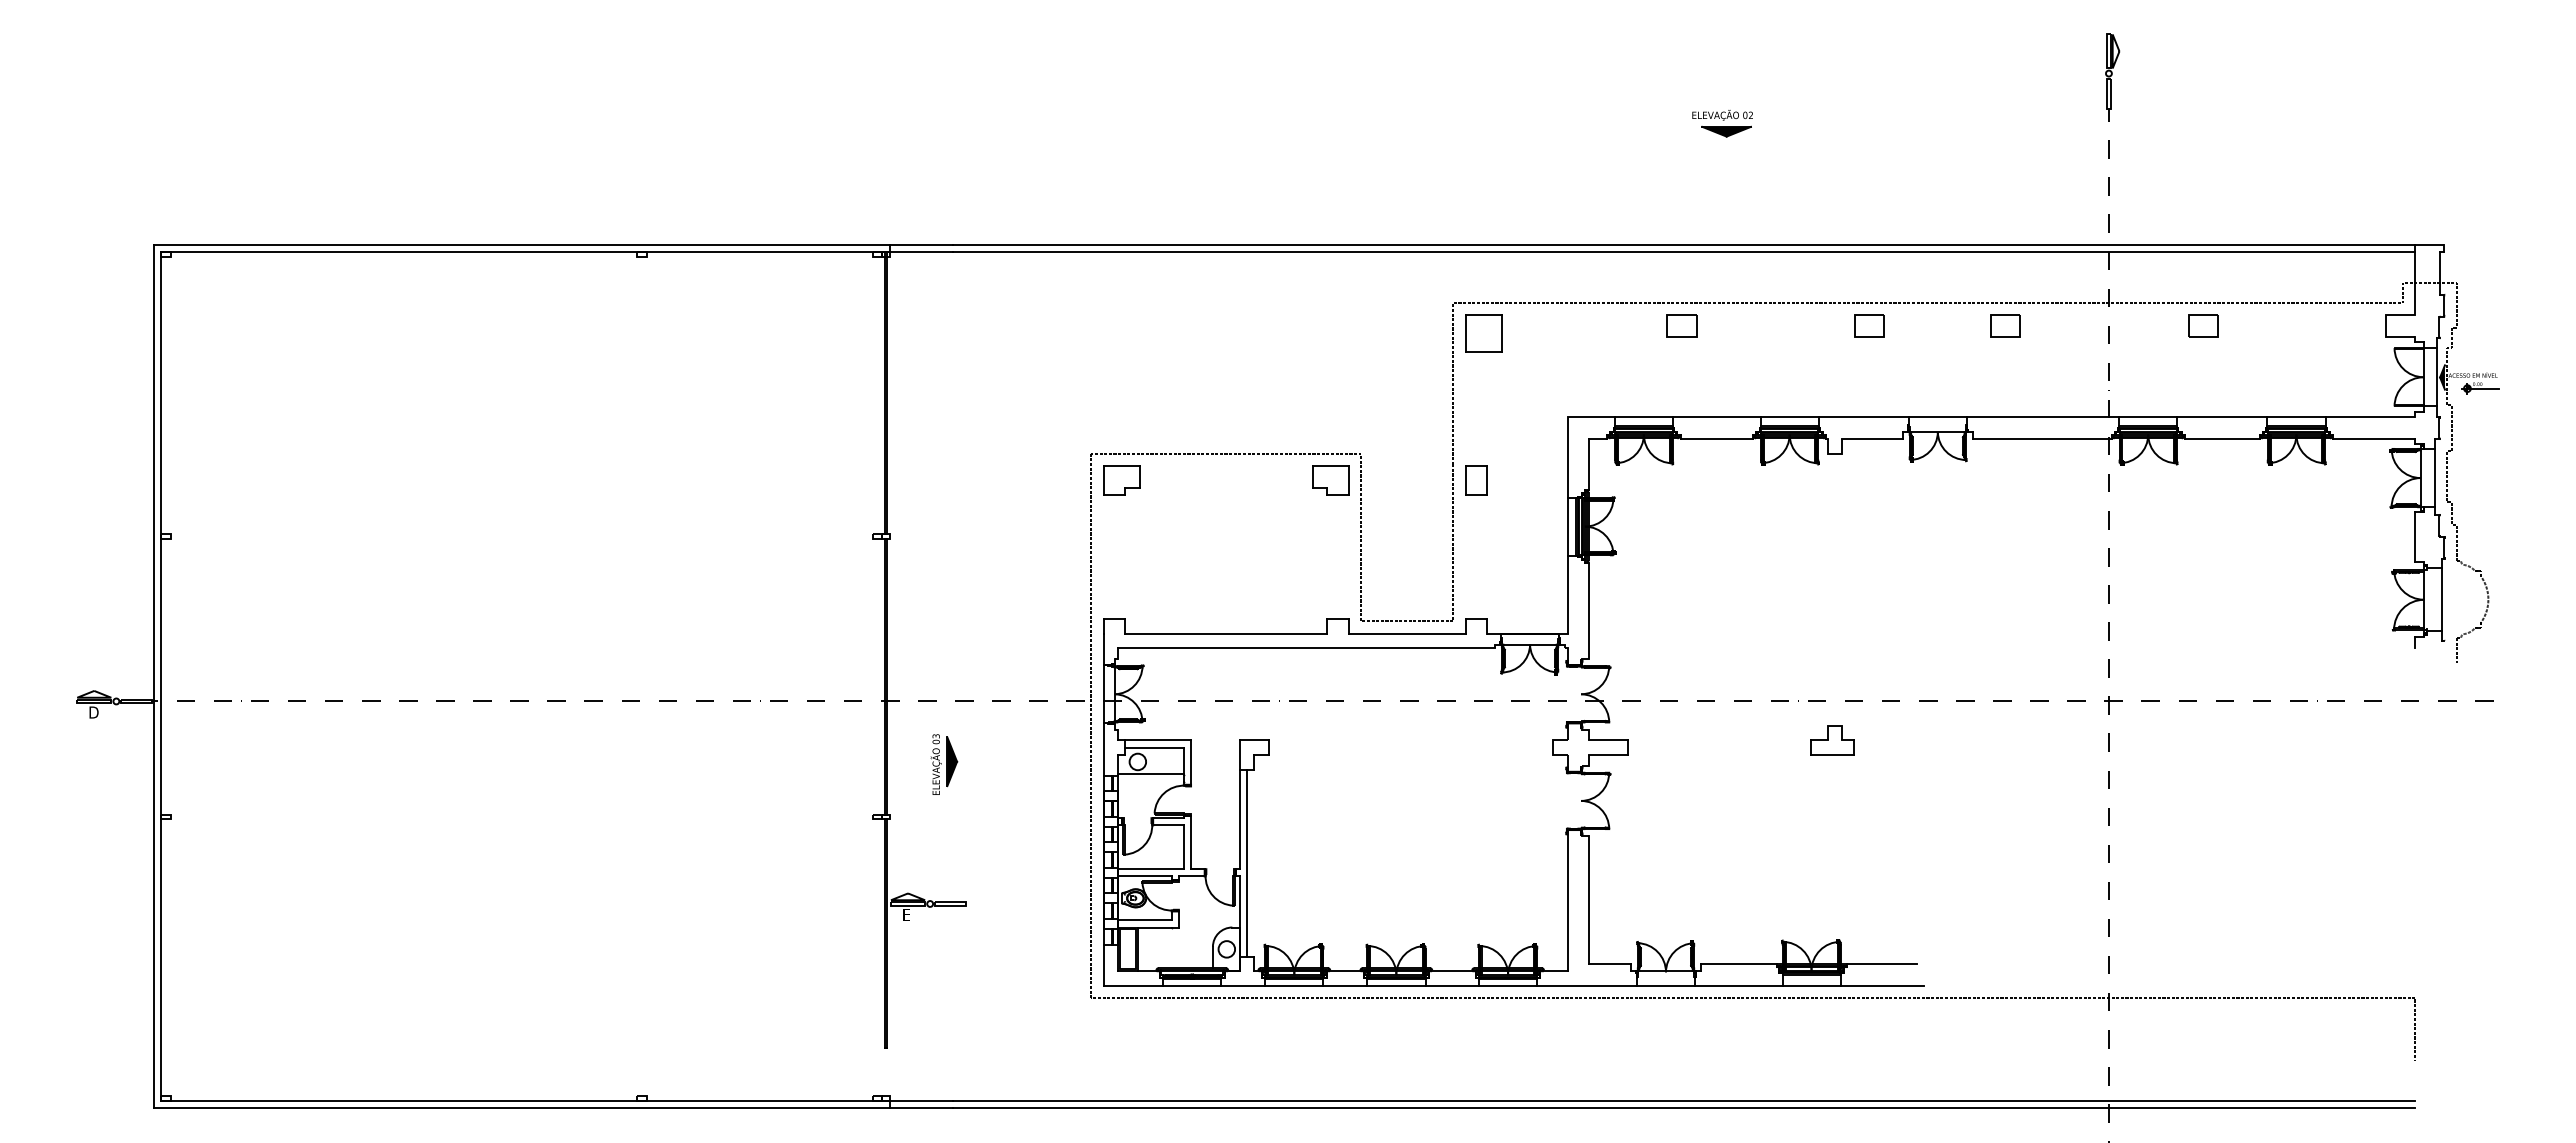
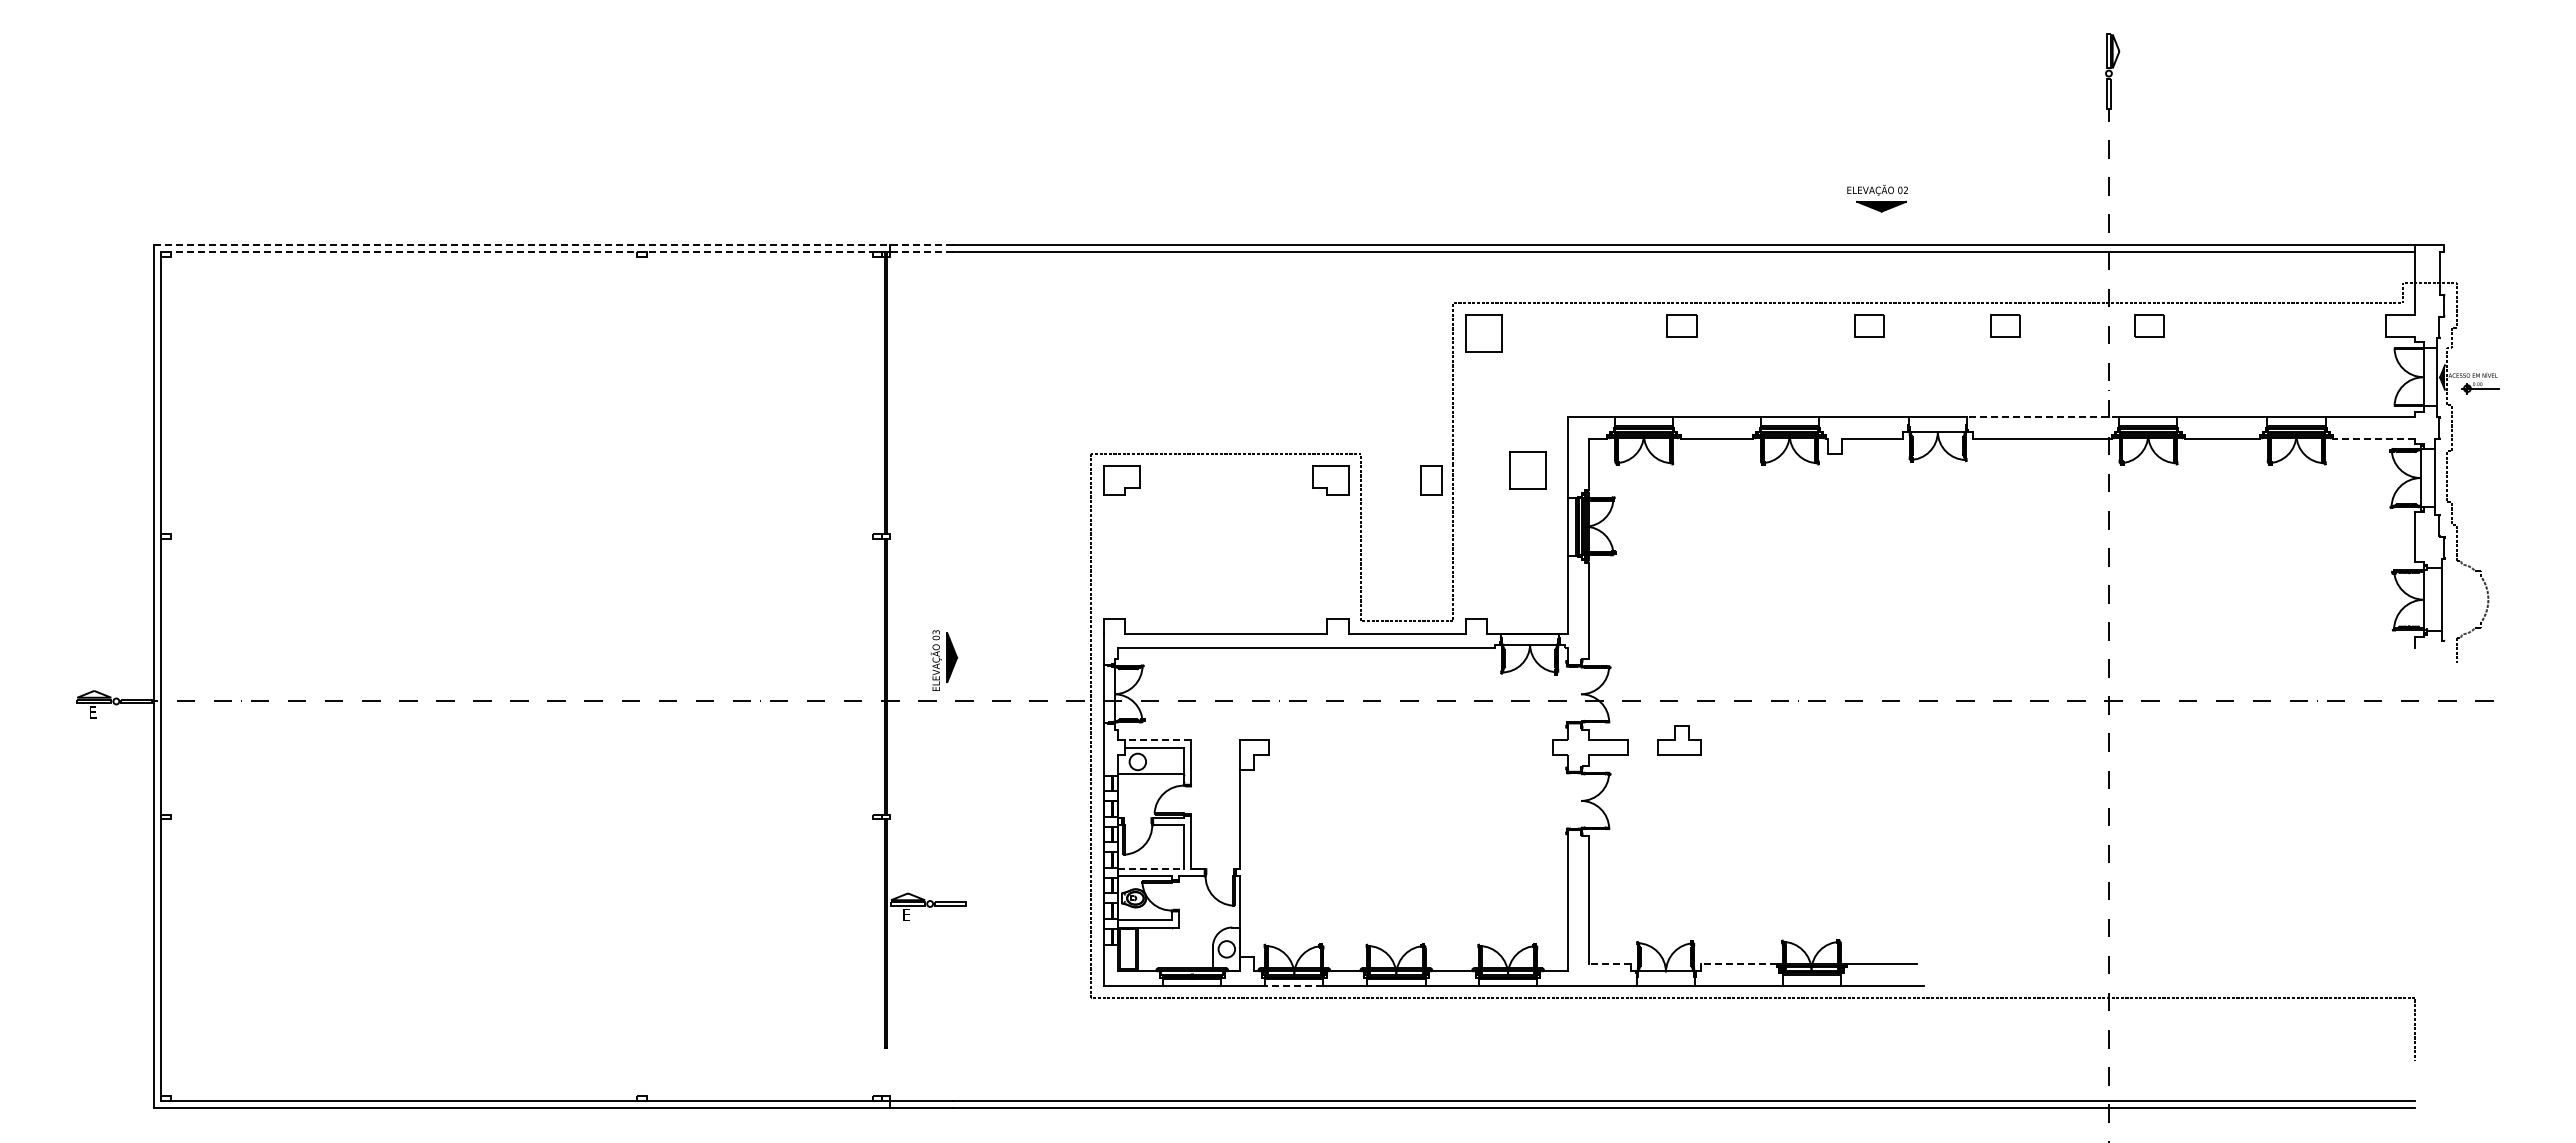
part position: (1722, 123) -> (1877, 198) (1877, 198)
line: solid -> dashed (553, 244)
line: solid -> dashed (556, 252)
part position: (2203, 325) -> (2149, 325) (2149, 325)
line: solid -> dashed (2042, 417)
line: solid -> dashed (2373, 439)
part: none -> present (1527, 470)
part position: (1476, 480) -> (1431, 480) (1431, 480)
text: D -> E (93, 712)
line: solid -> dashed (1158, 740)
part position: (1832, 740) -> (1679, 740) (1679, 740)
part position: (944, 764) -> (944, 660) (944, 660)
line: present -> none (1246, 862)
line: solid -> dashed (1150, 869)
line: solid -> dashed (1610, 963)
line: solid -> dashed (1738, 963)
line: solid -> dashed (1293, 985)
